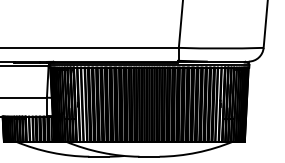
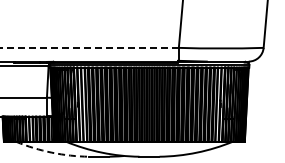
line: solid -> dashed (89, 47)
arc: solid -> dashed (51, 152)
